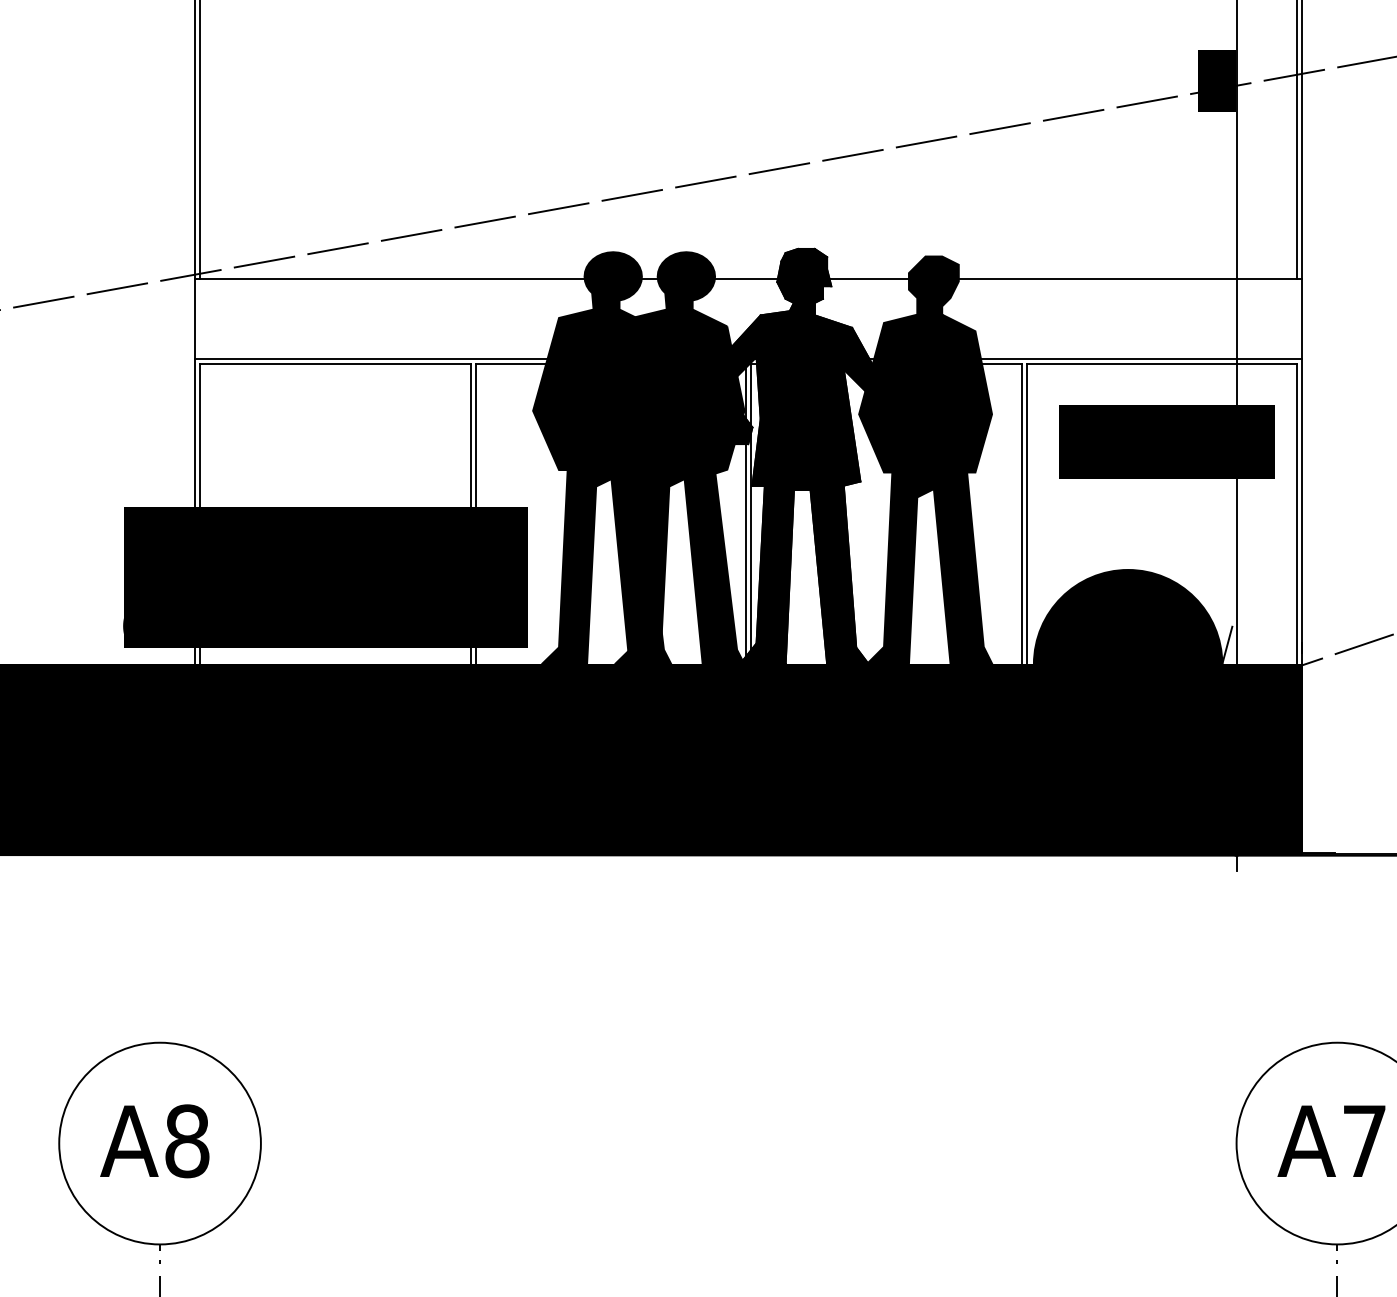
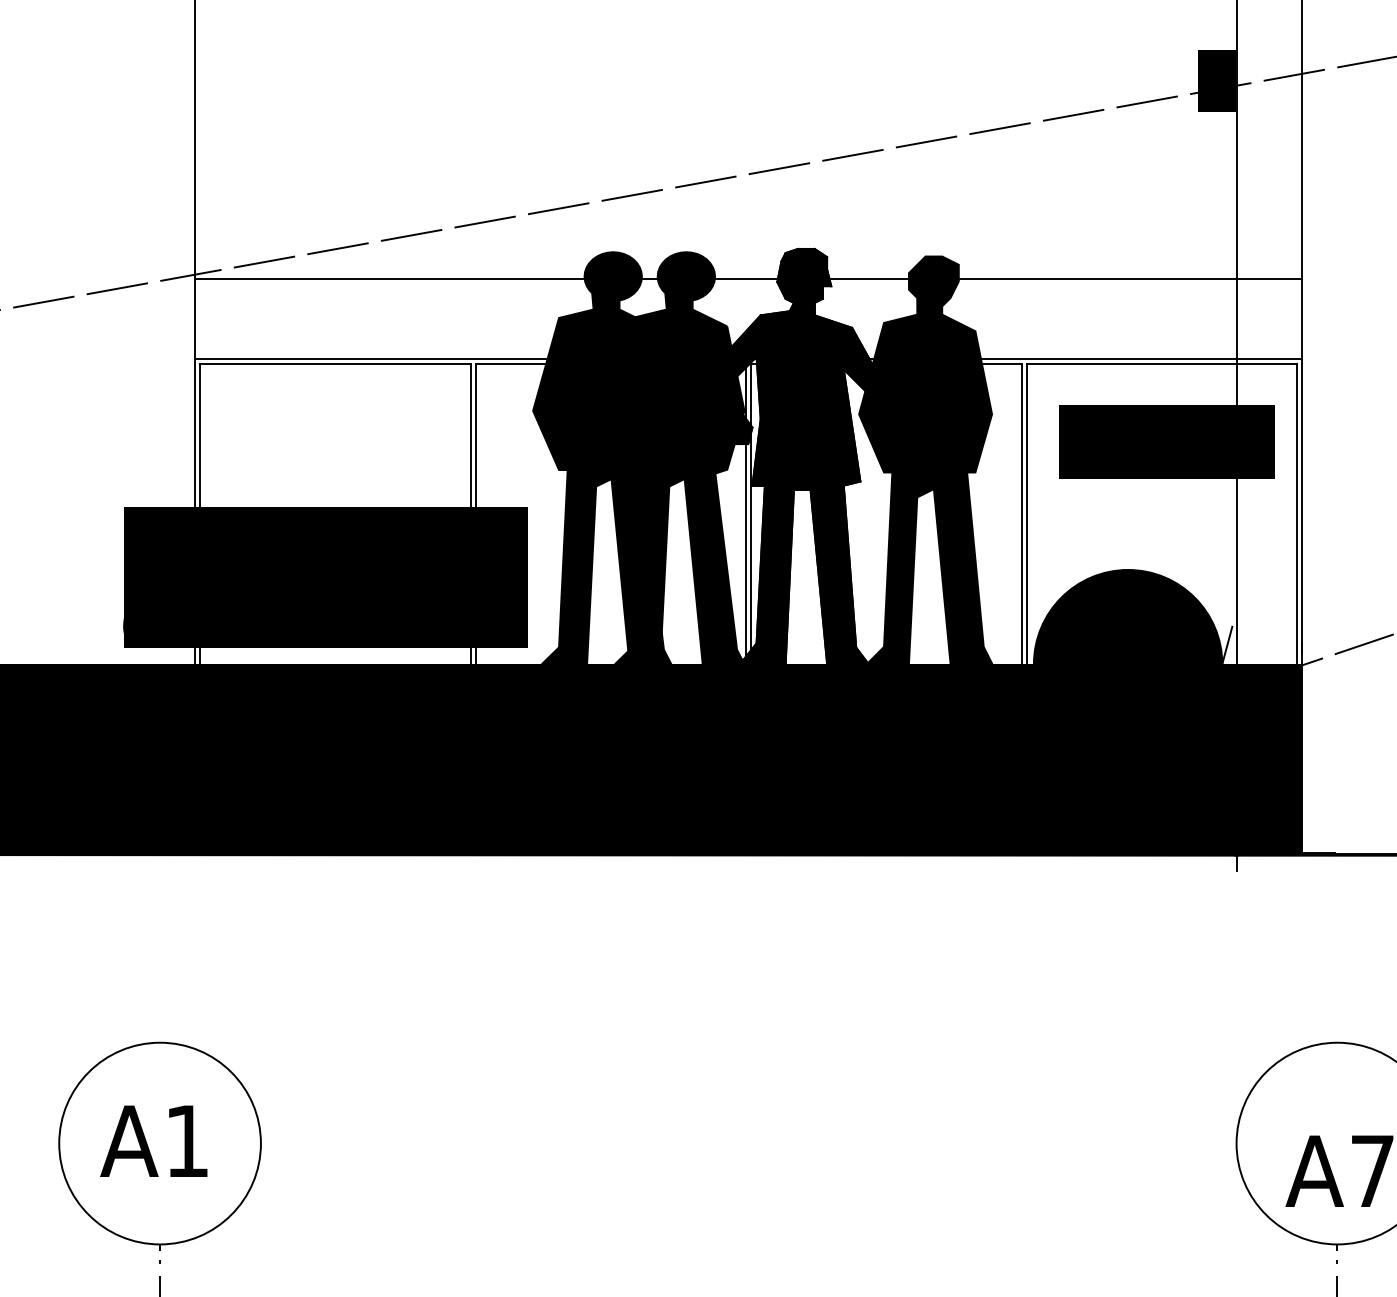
line: present -> none (200, 140)
line: present -> none (1297, 140)
text position: (1331, 1140) -> (1339, 1170) (1339, 1170)
text: A8 -> A1 (187, 1141)
